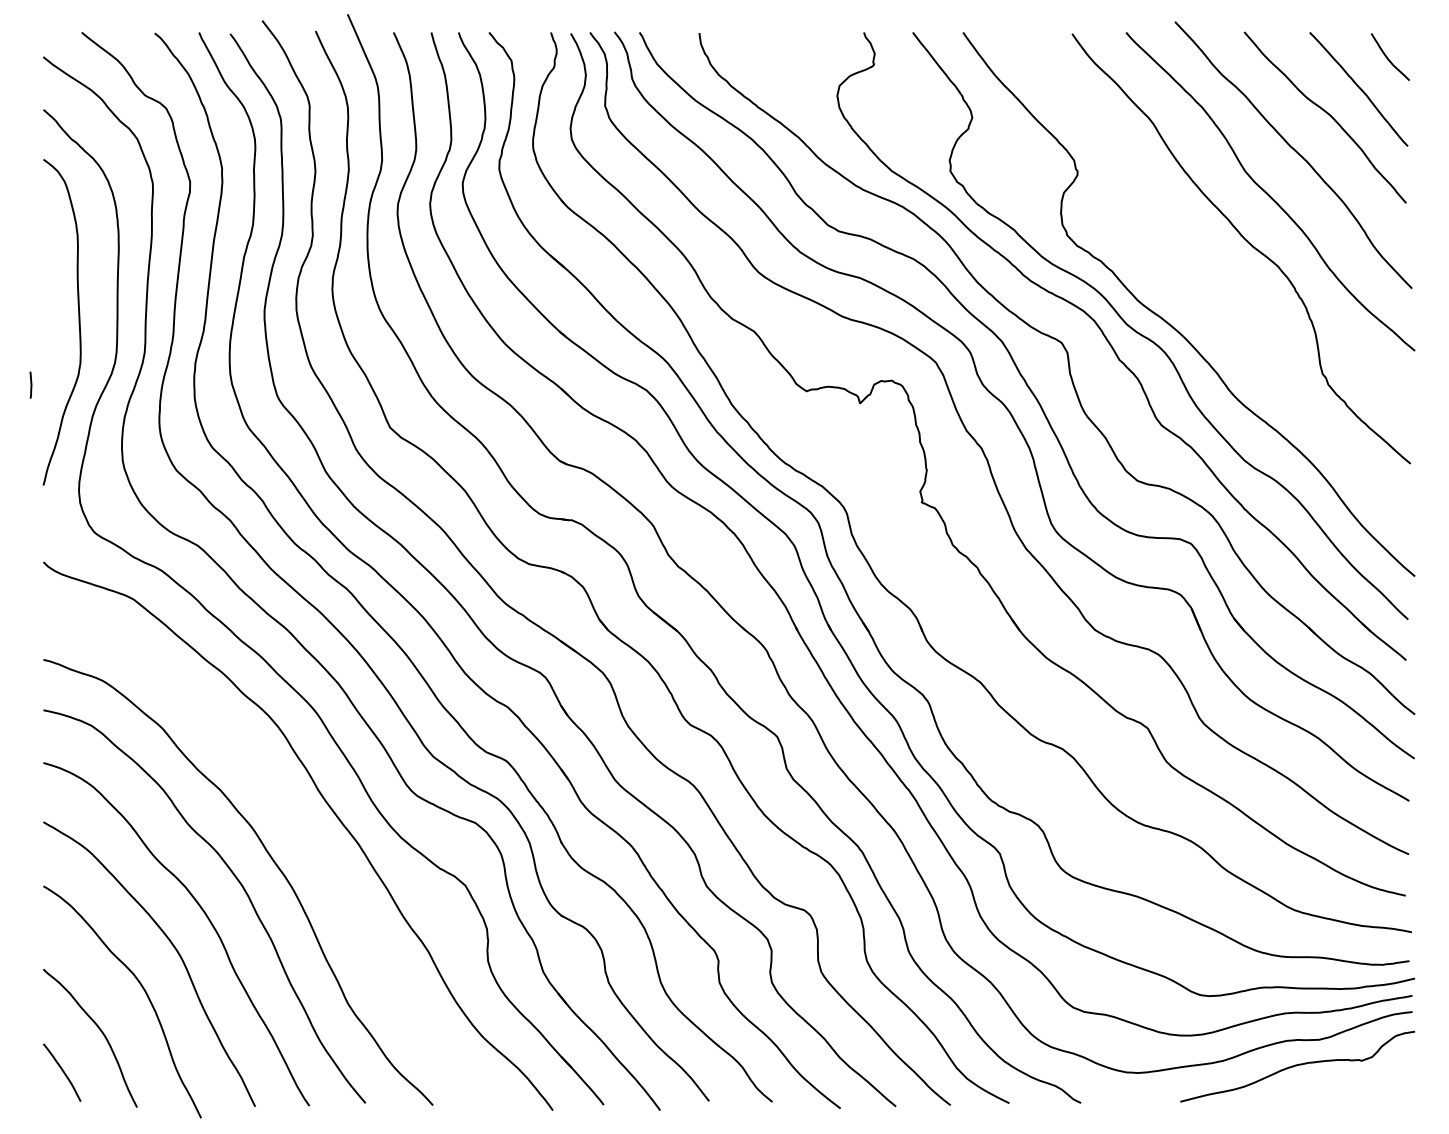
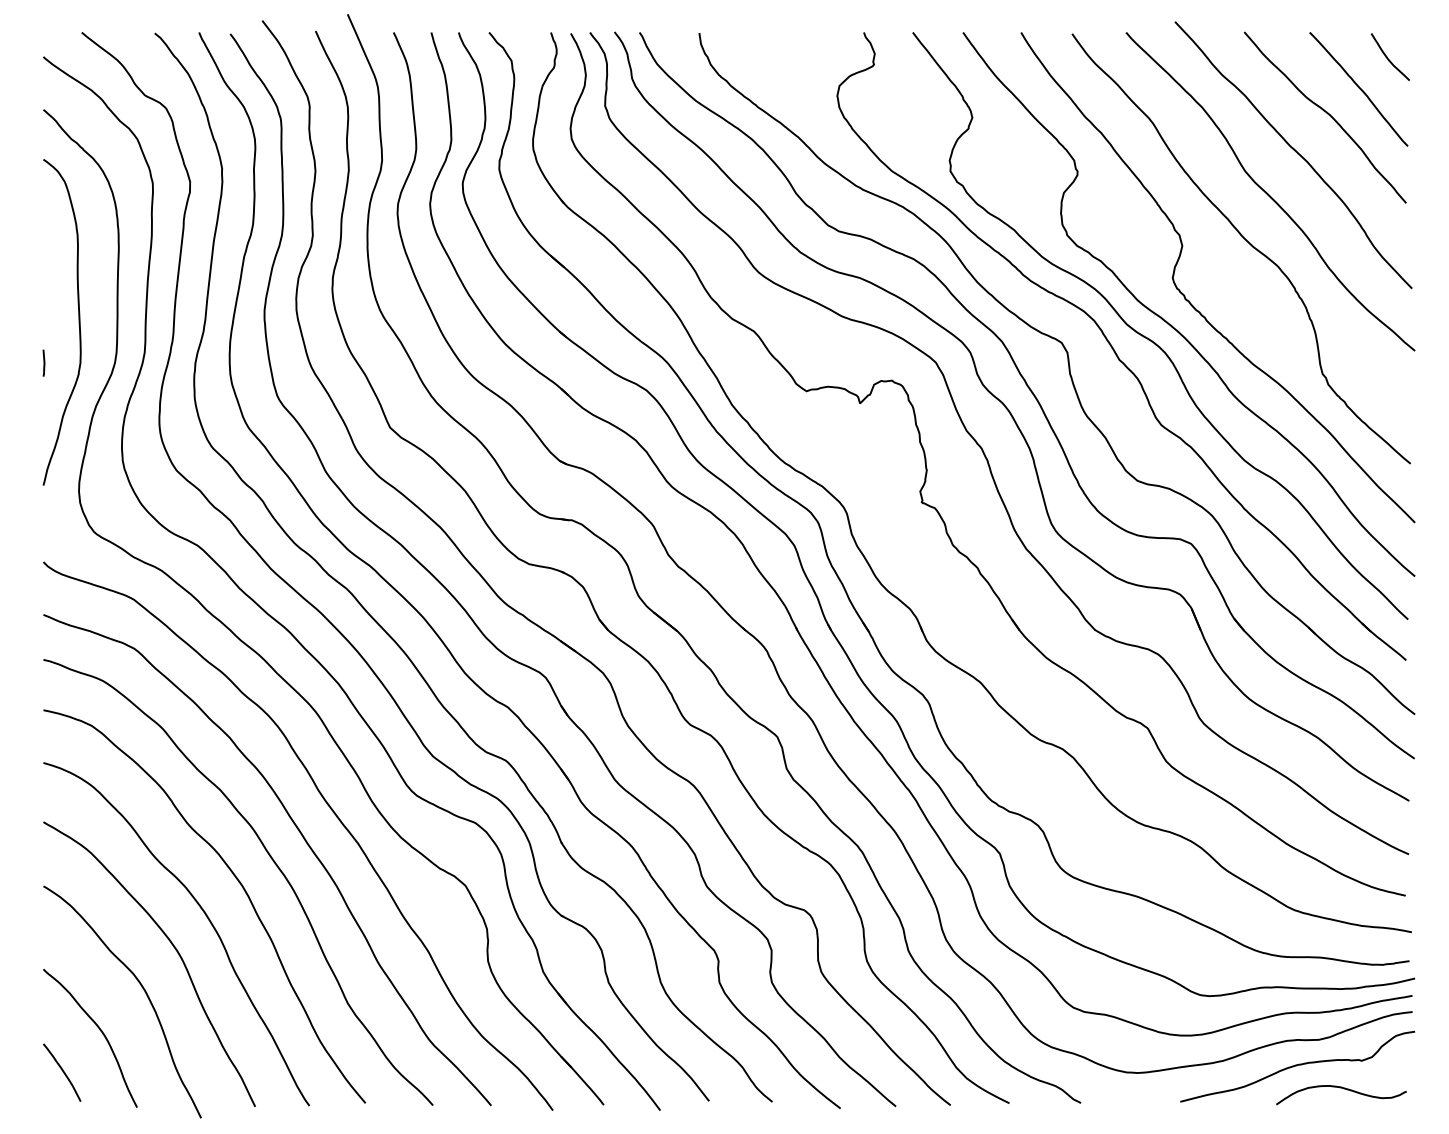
curve: none -> present (1189, 300)
line position: (30, 384) -> (43, 362) (43, 362)
curve: none -> present (303, 839)
curve: none -> present (1343, 1089)
